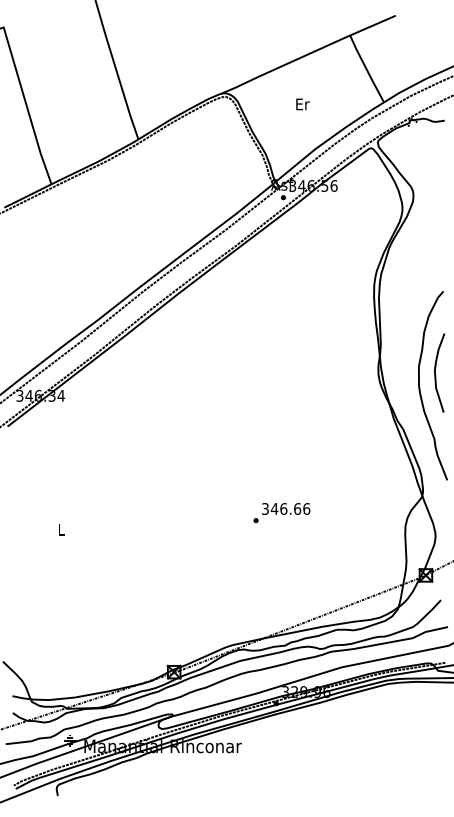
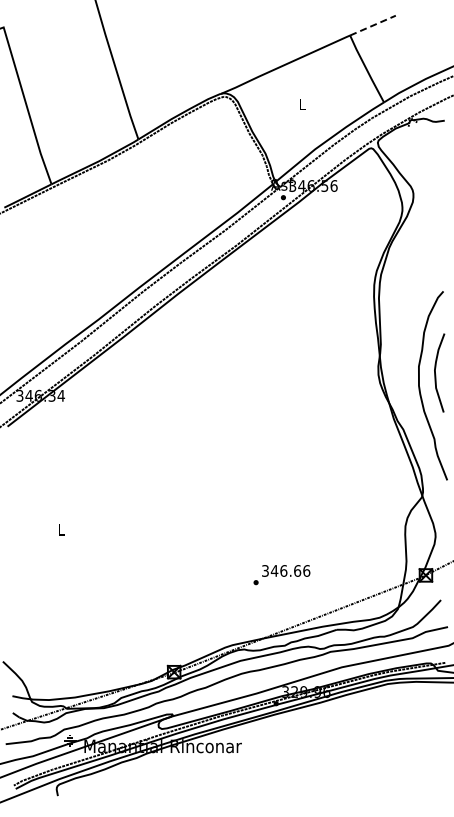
line: solid -> dashed (372, 25)
text: Er -> L (302, 104)
text position: (281, 513) -> (281, 575) (281, 575)
